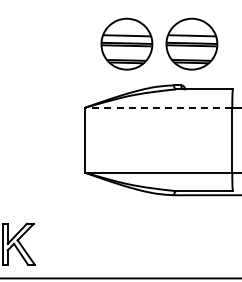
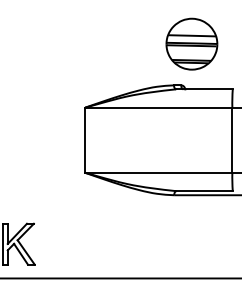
part: present -> none (126, 43)
line: dashed -> solid (158, 107)
